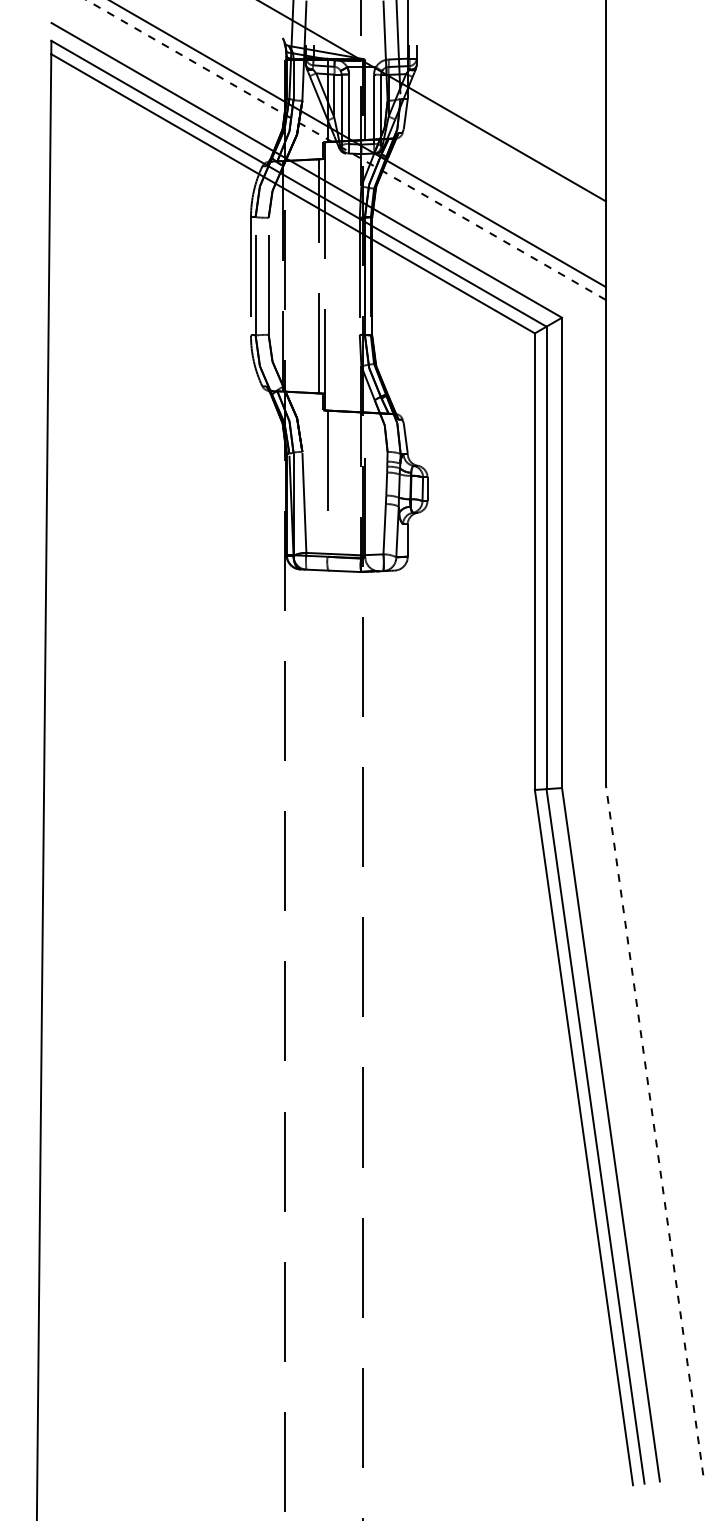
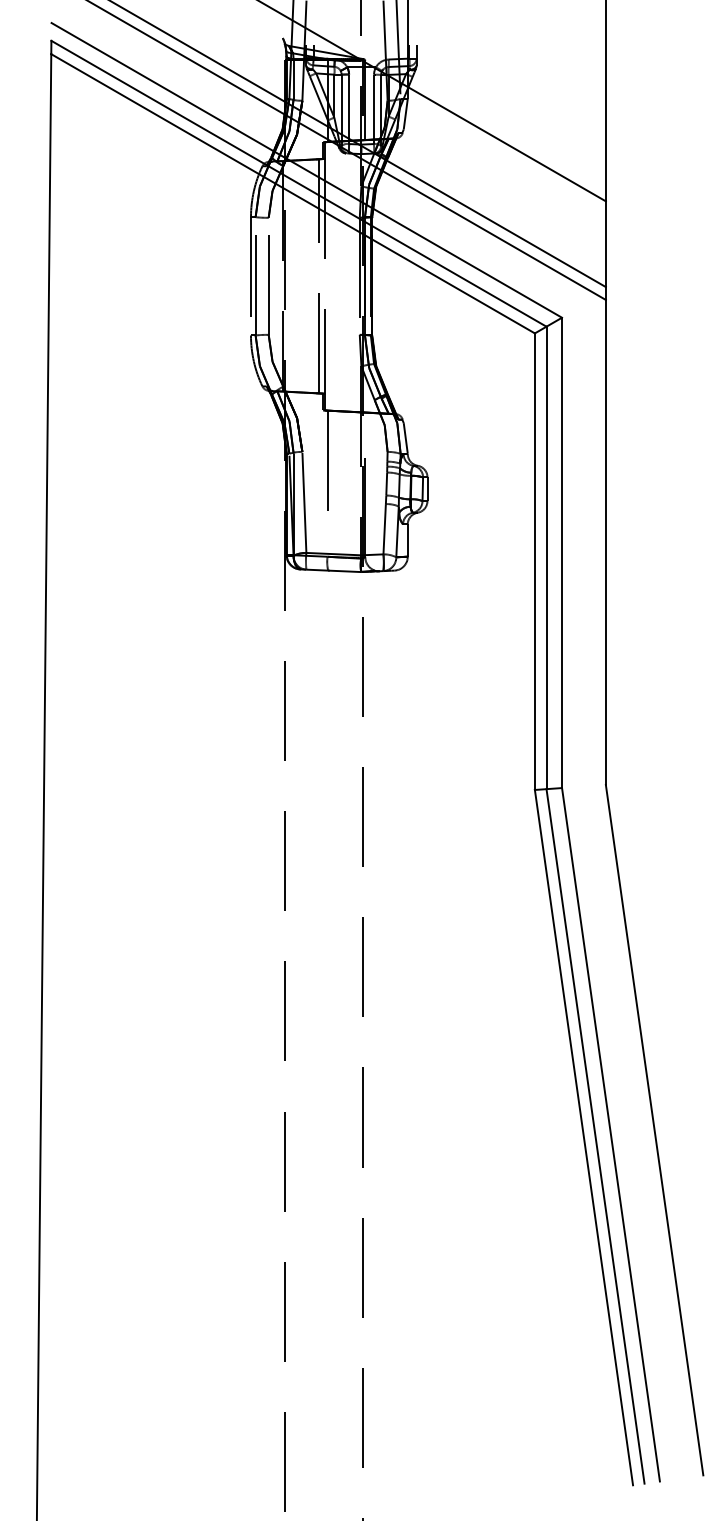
line: dashed -> solid (346, 150)
line: dashed -> solid (654, 1130)
